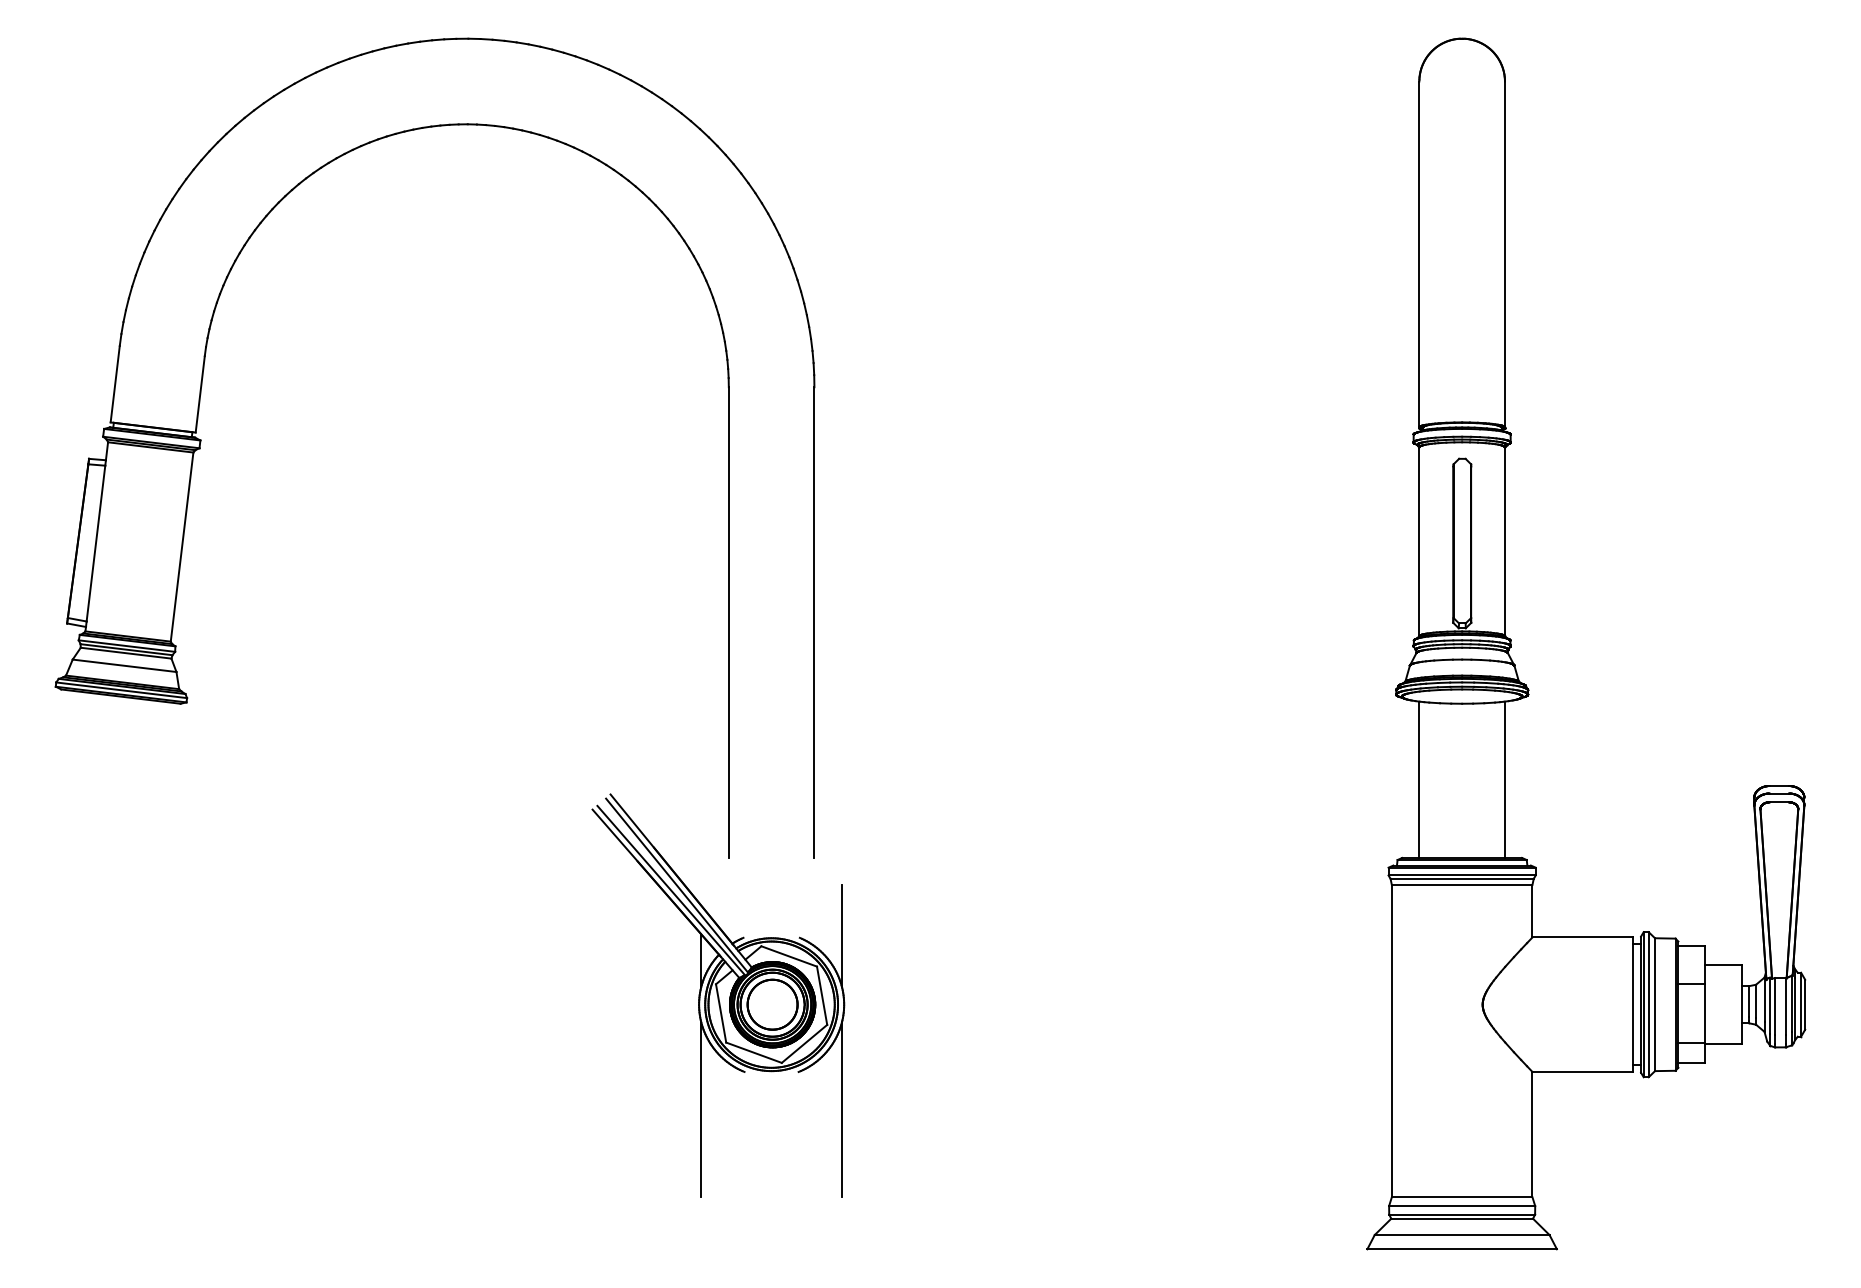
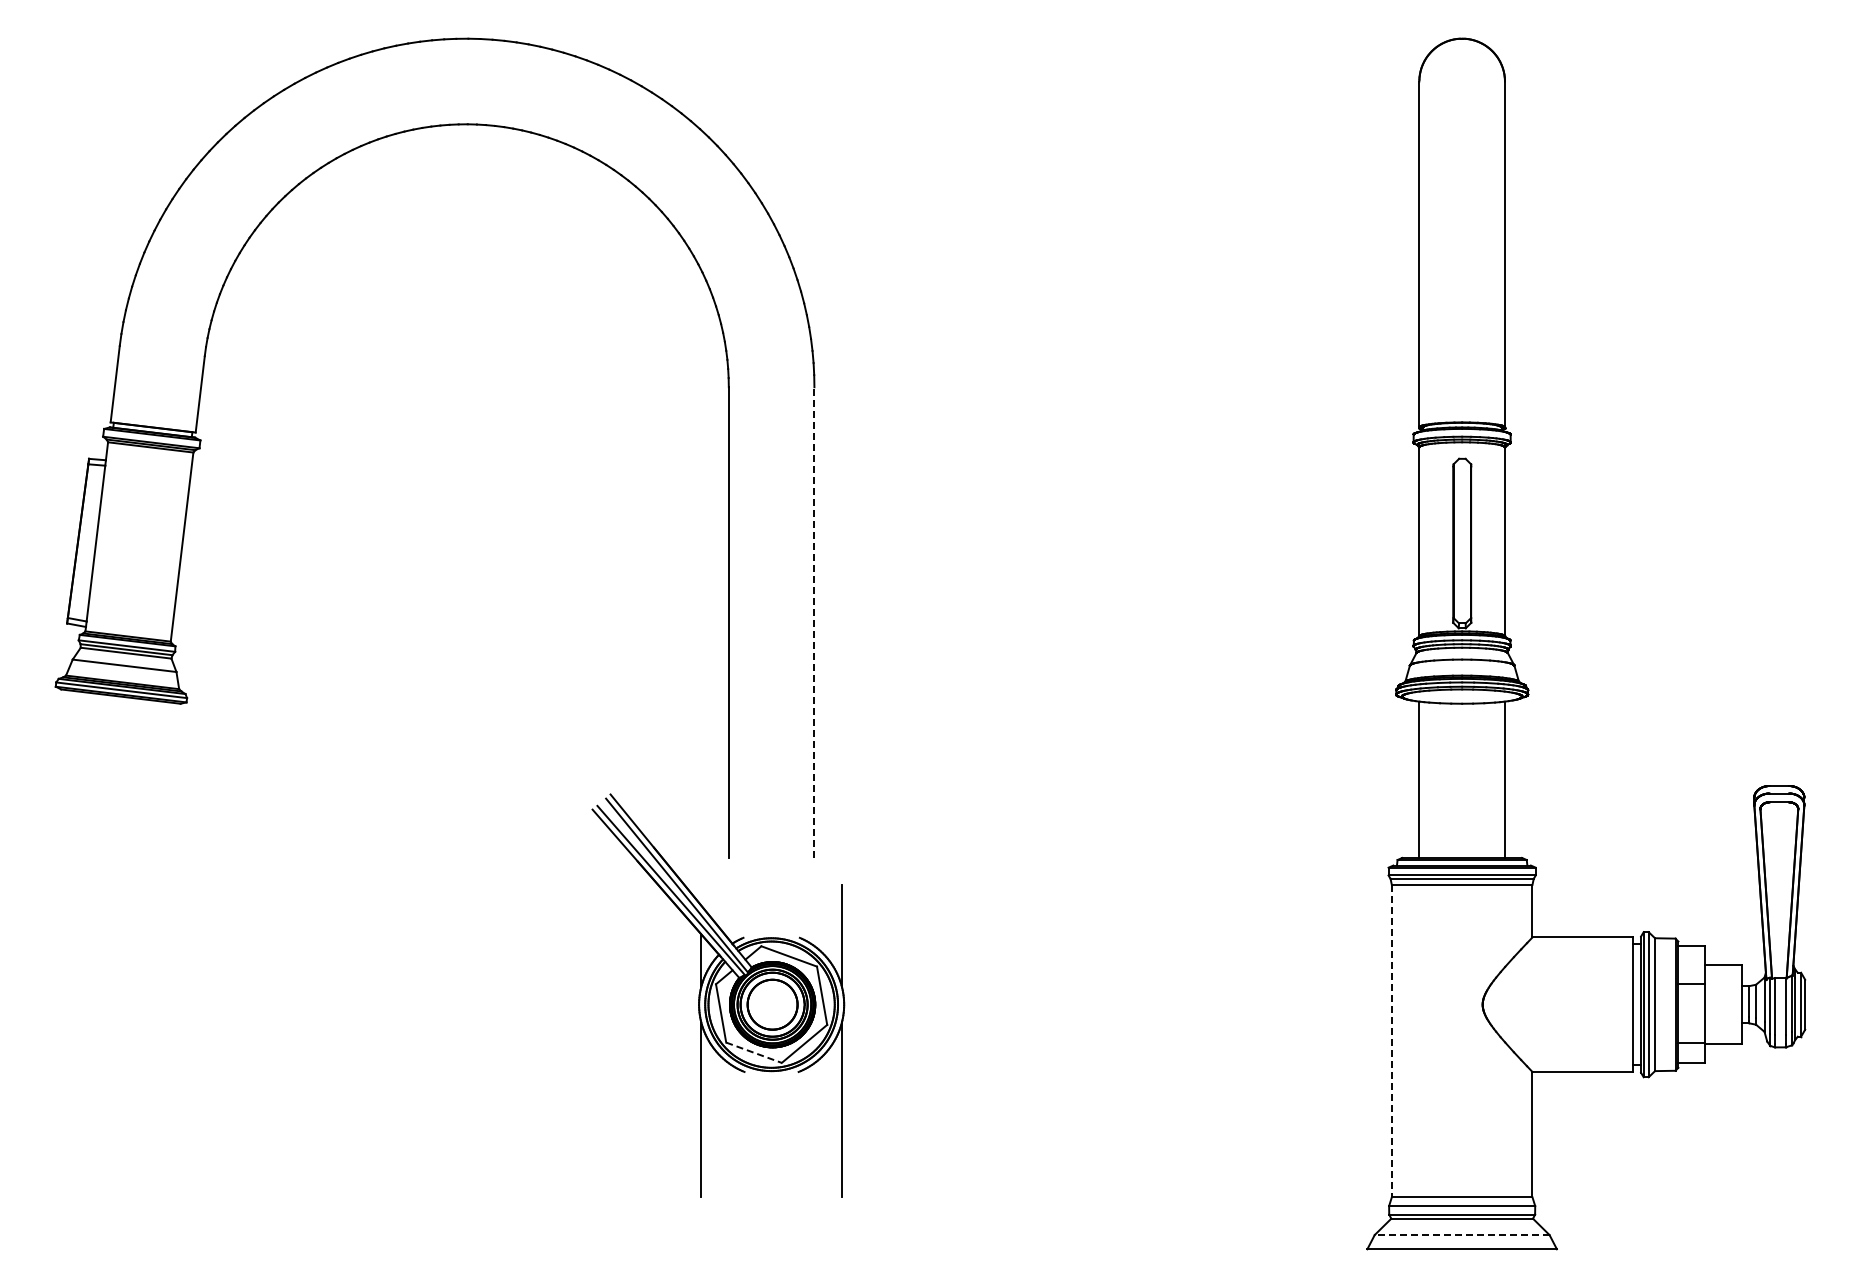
line: solid -> dashed (814, 622)
line: solid -> dashed (1391, 1041)
line: solid -> dashed (754, 1052)
line: solid -> dashed (1461, 1235)
